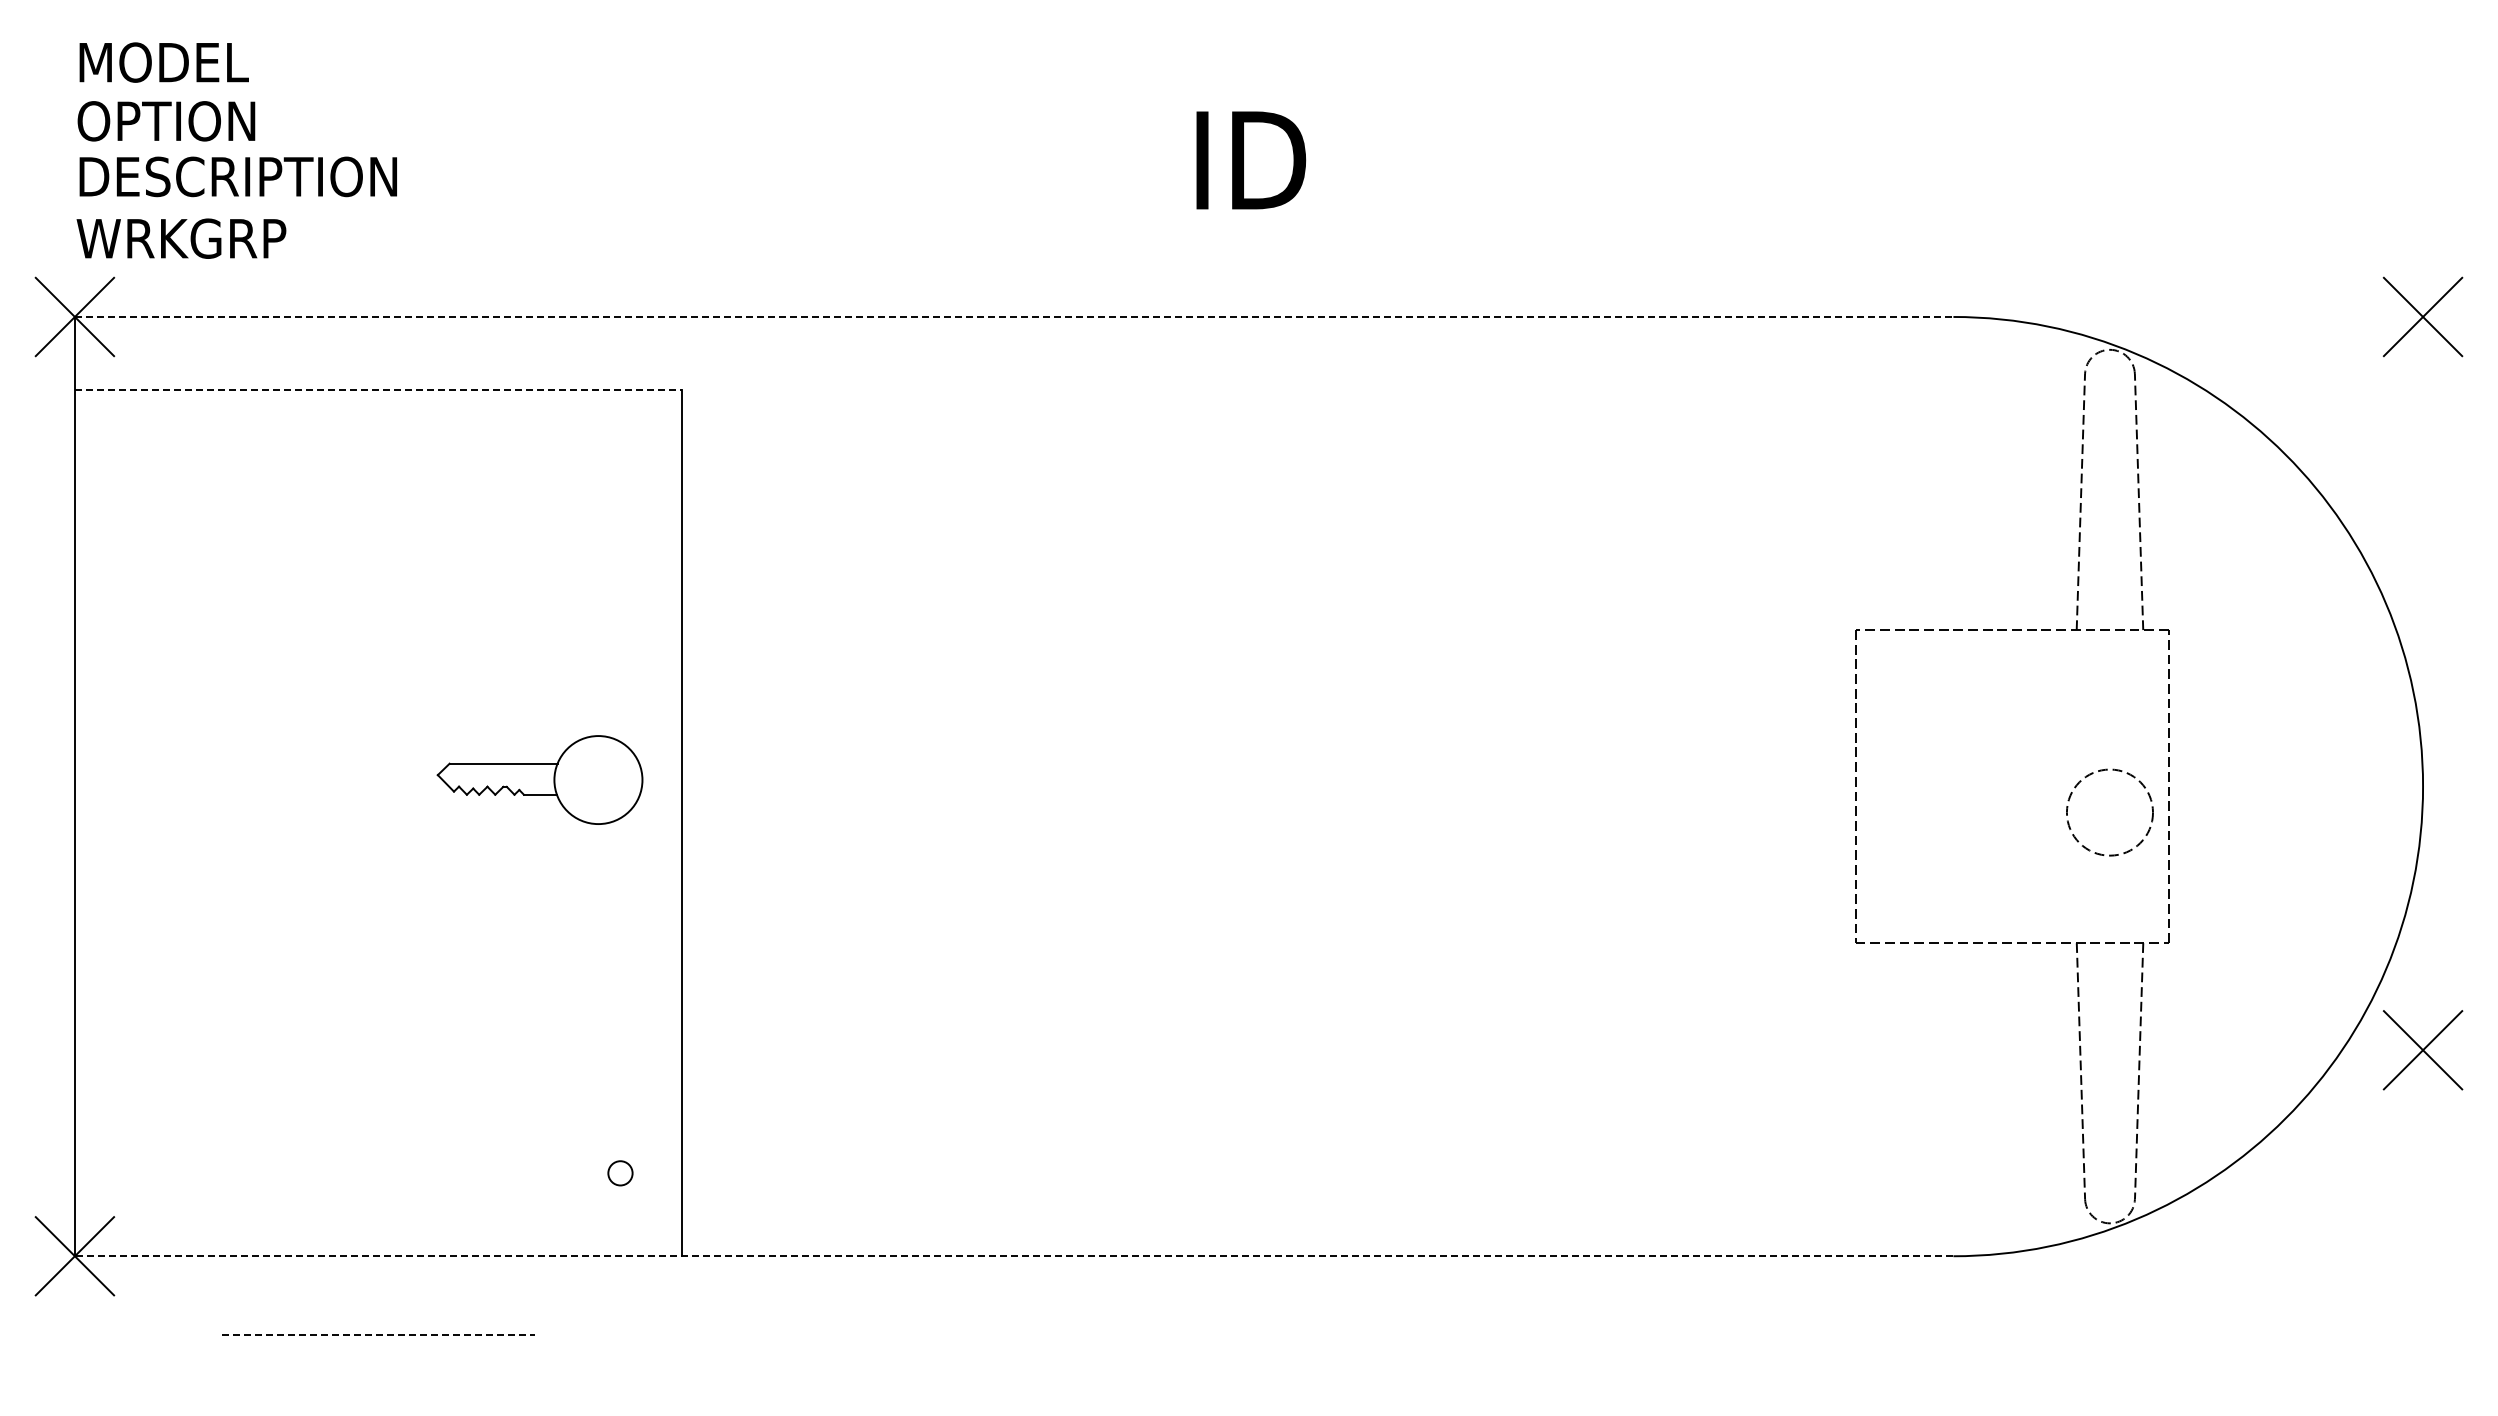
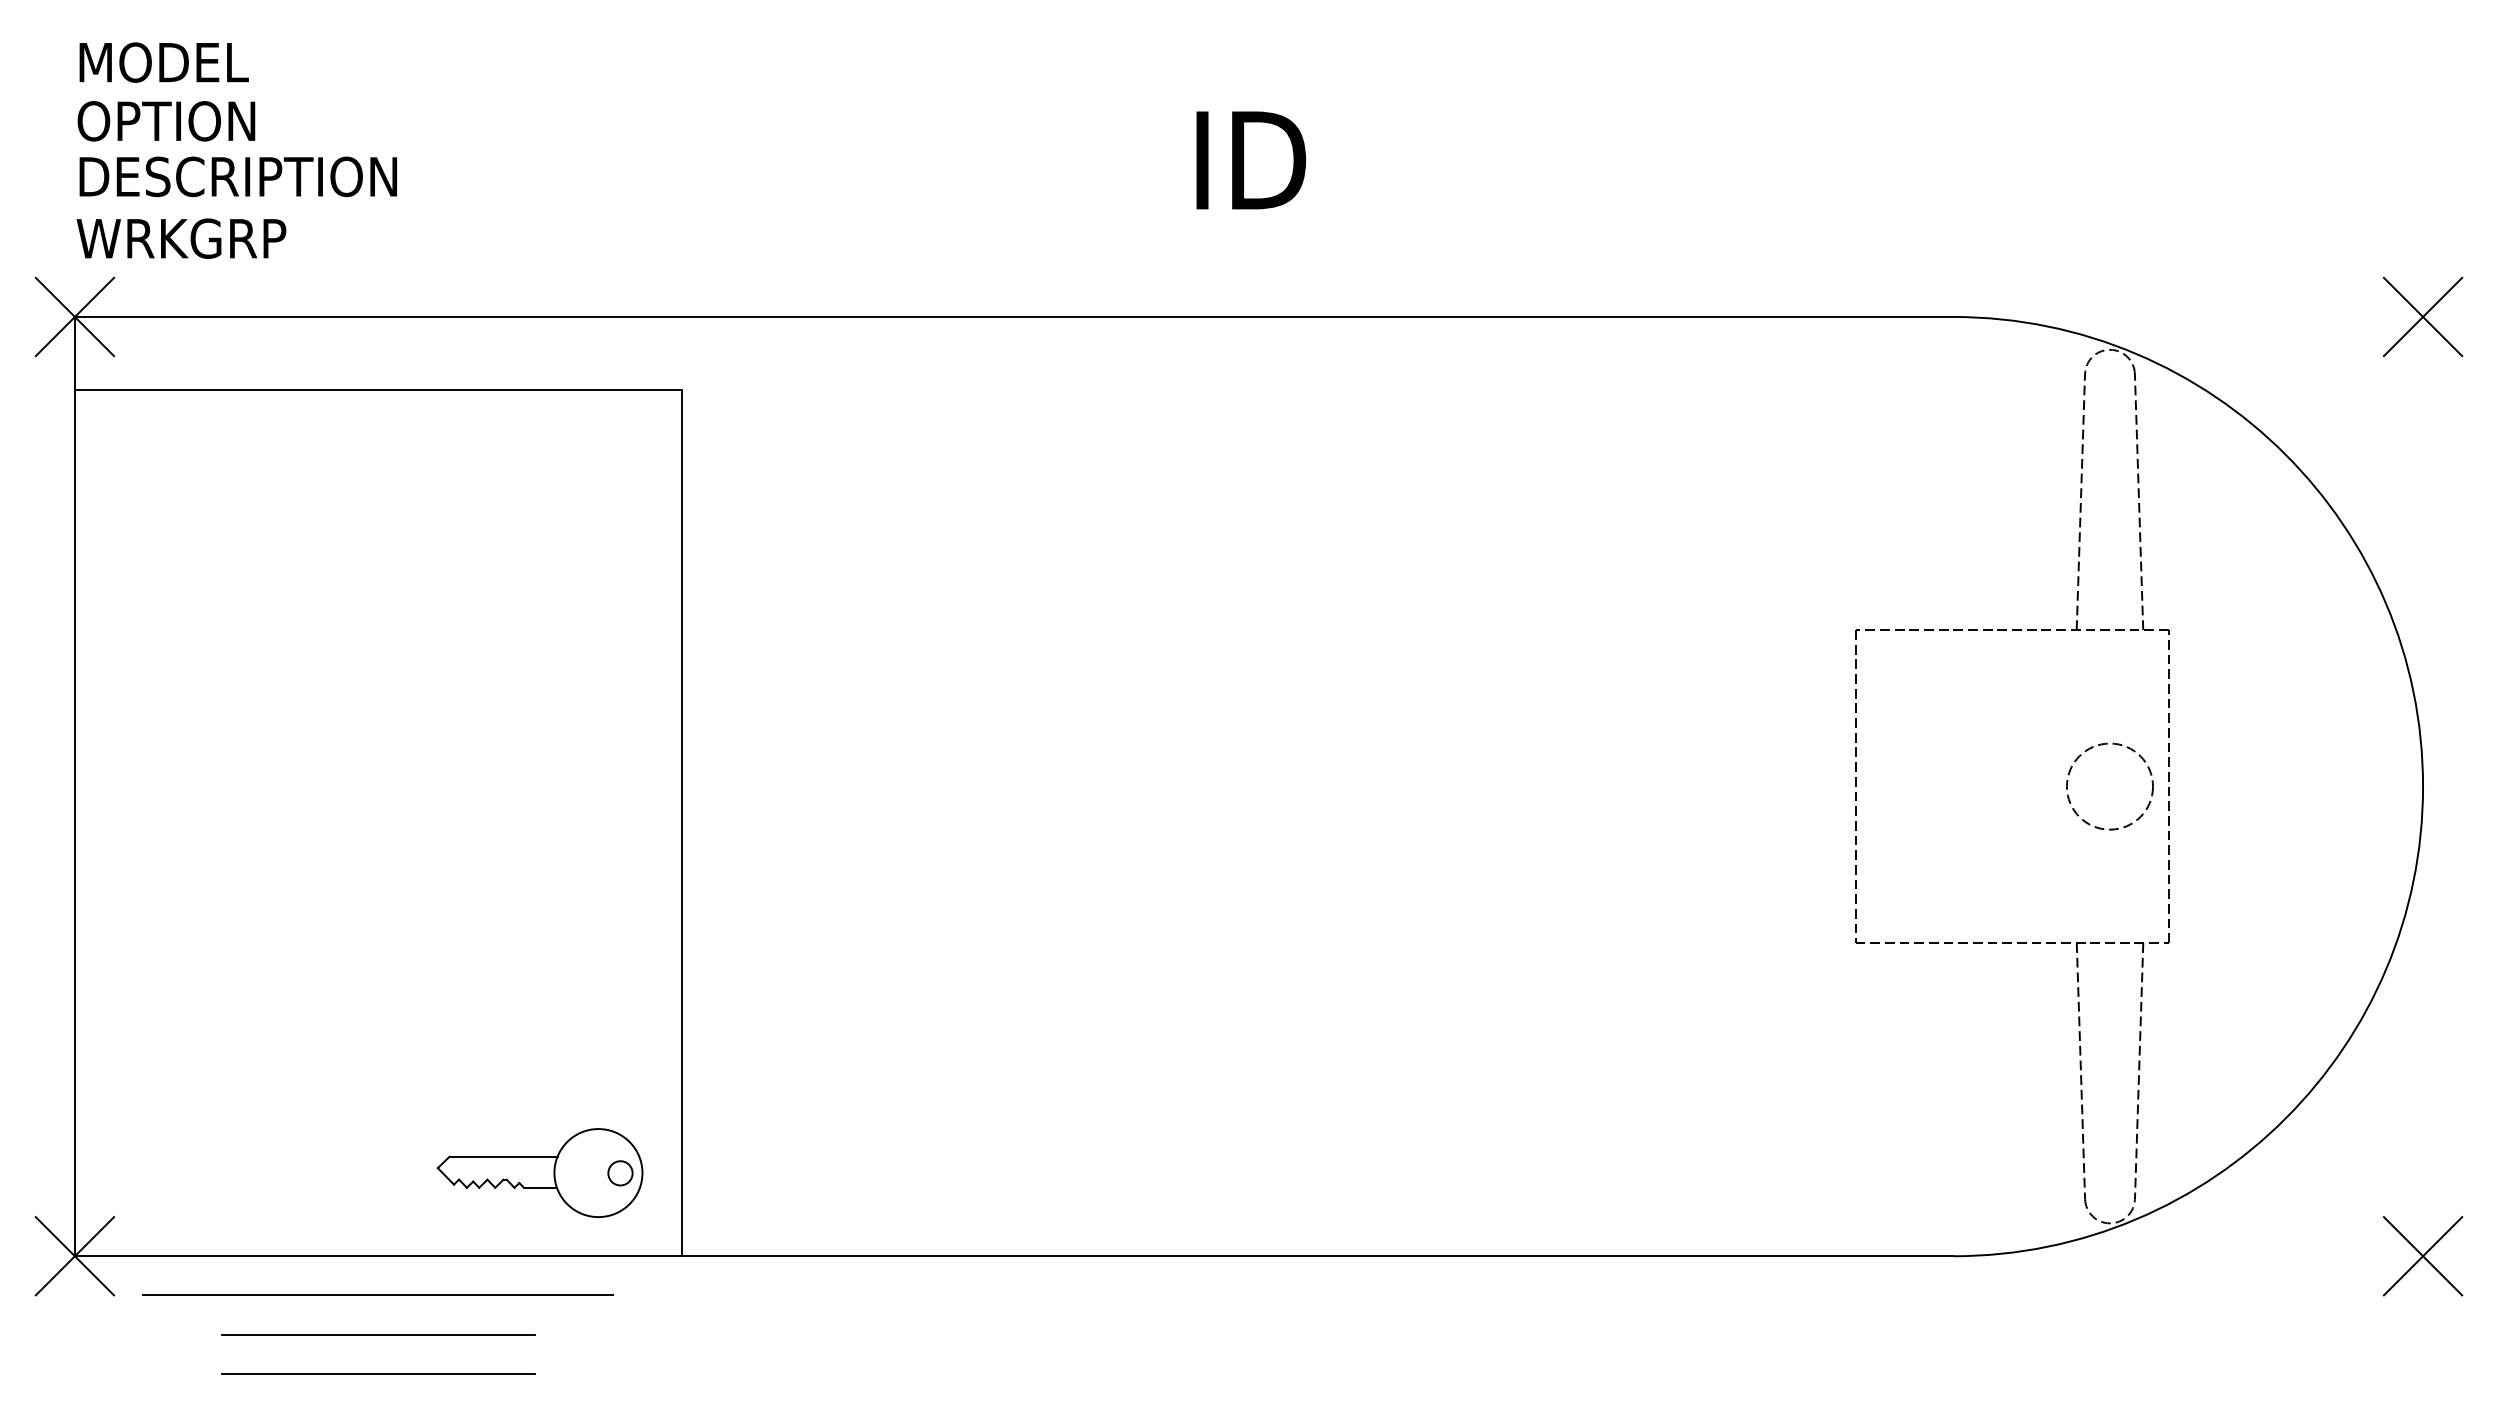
line: dashed -> solid (1014, 316)
line: dashed -> solid (378, 390)
part position: (539, 779) -> (539, 1172) (539, 1172)
circle position: (2109, 812) -> (2109, 786) (2109, 786)
part position: (2422, 1050) -> (2422, 1256) (2422, 1256)
line: dashed -> solid (1013, 1256)
line: none -> present (378, 1295)
line: dashed -> solid (378, 1334)
line: none -> present (377, 1373)
